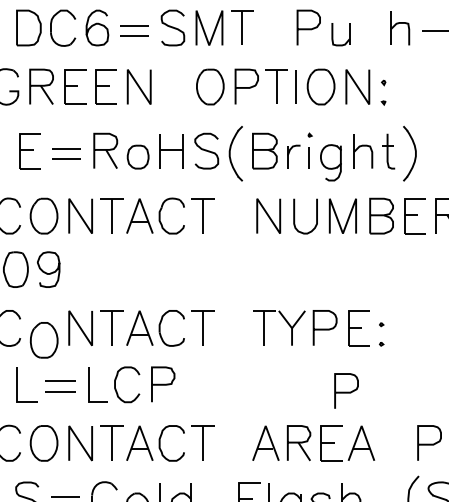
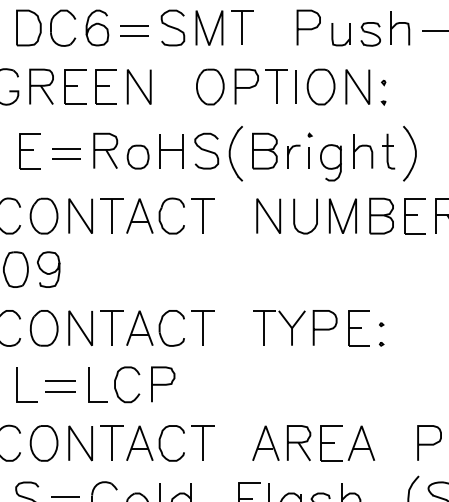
part: none -> present (370, 34)
part position: (43, 340) -> (43, 328) (43, 328)
curve: present -> none (346, 391)
